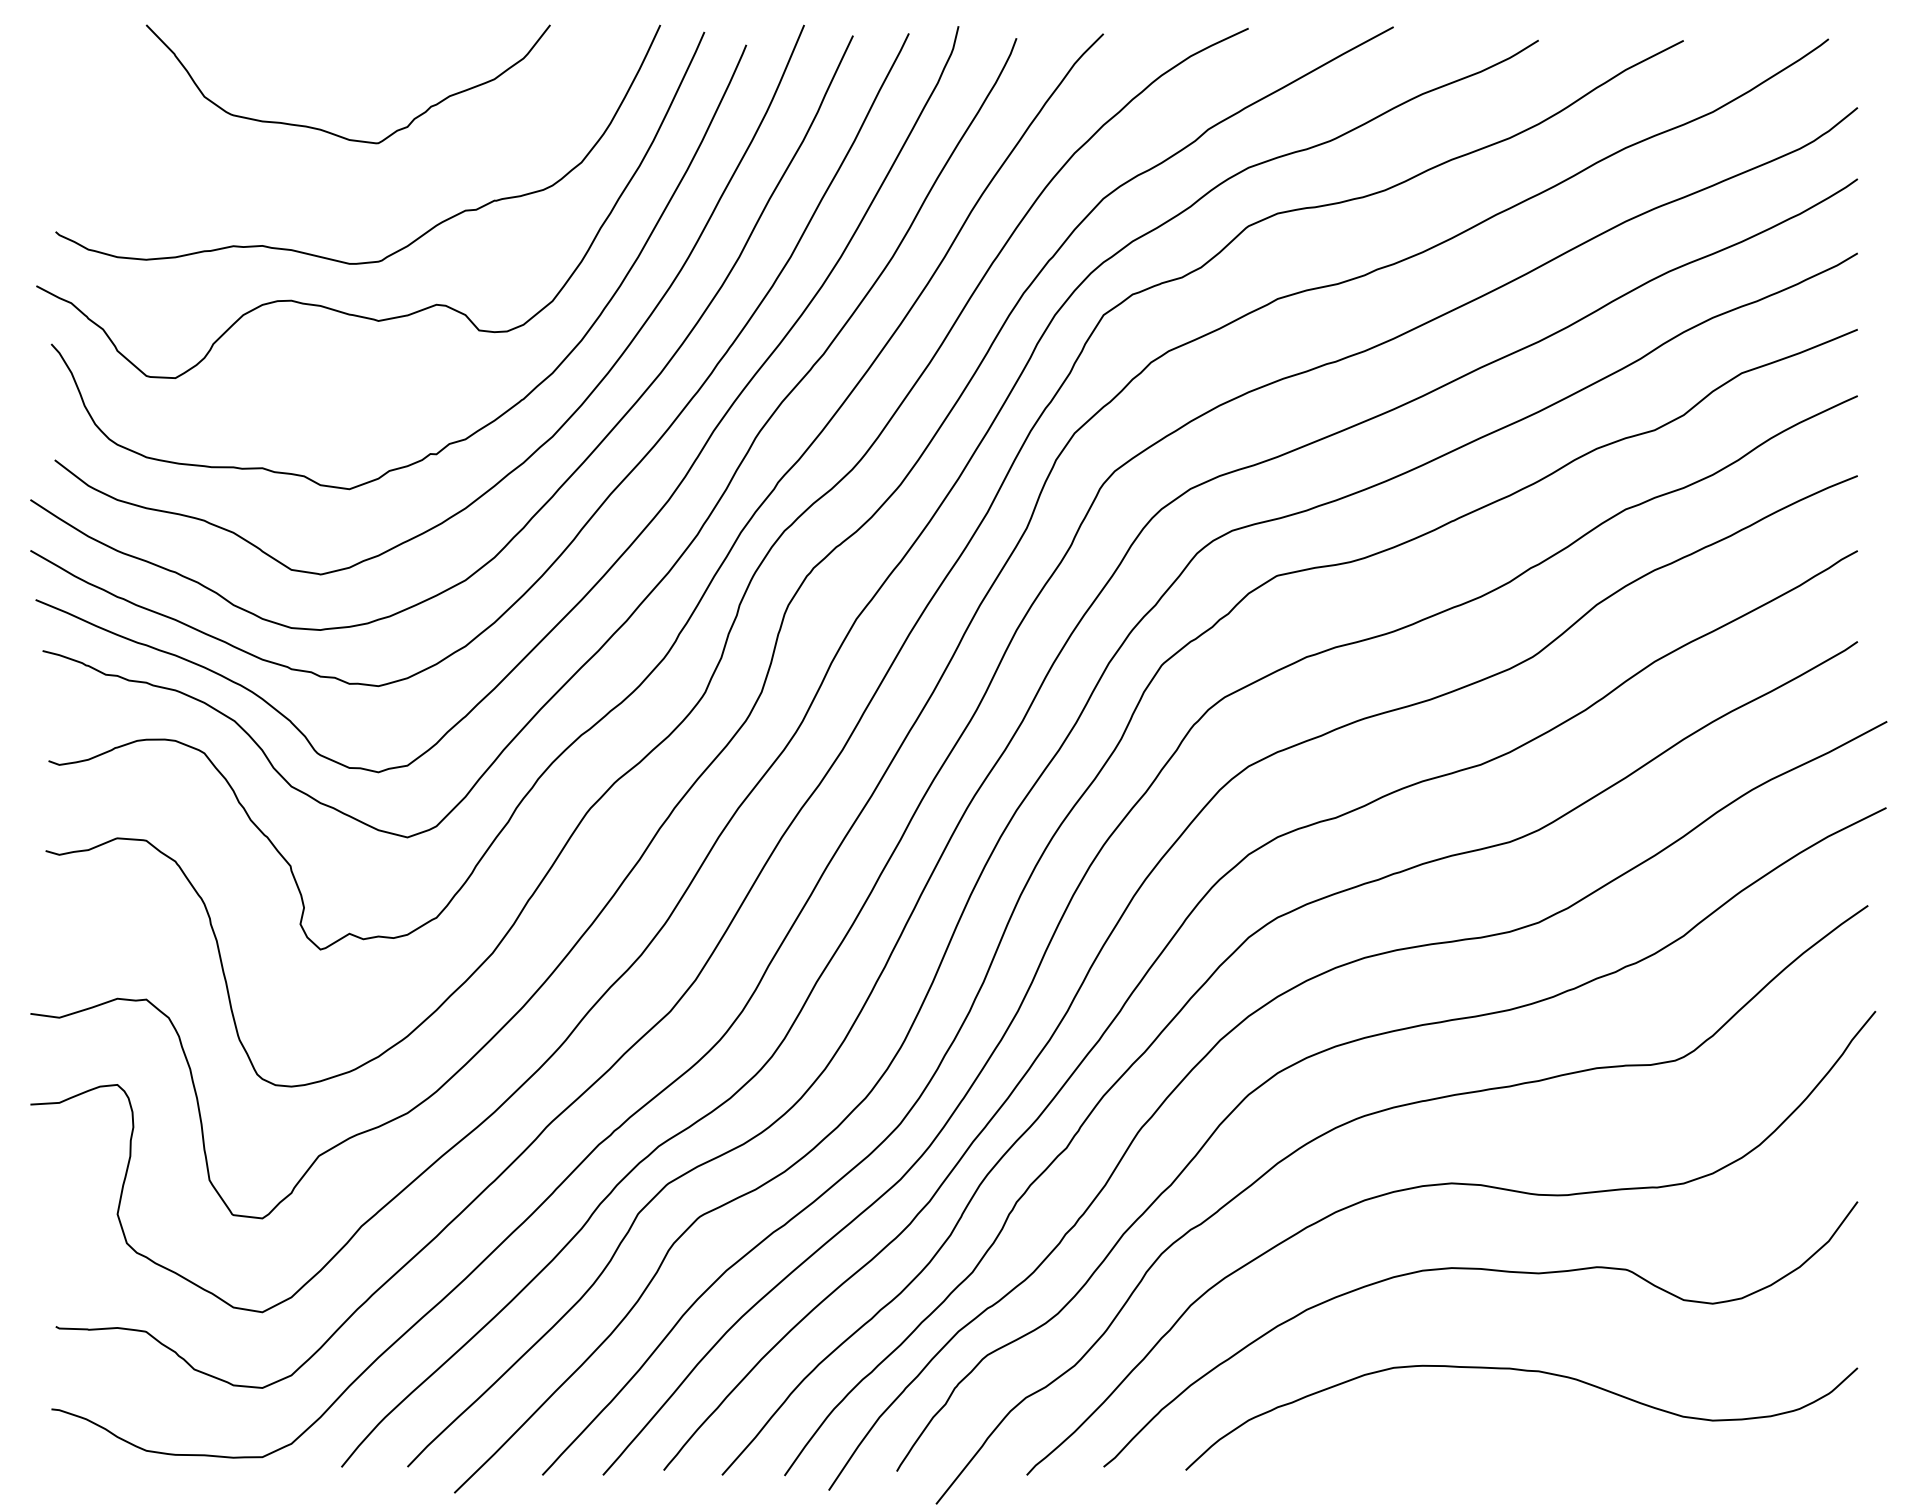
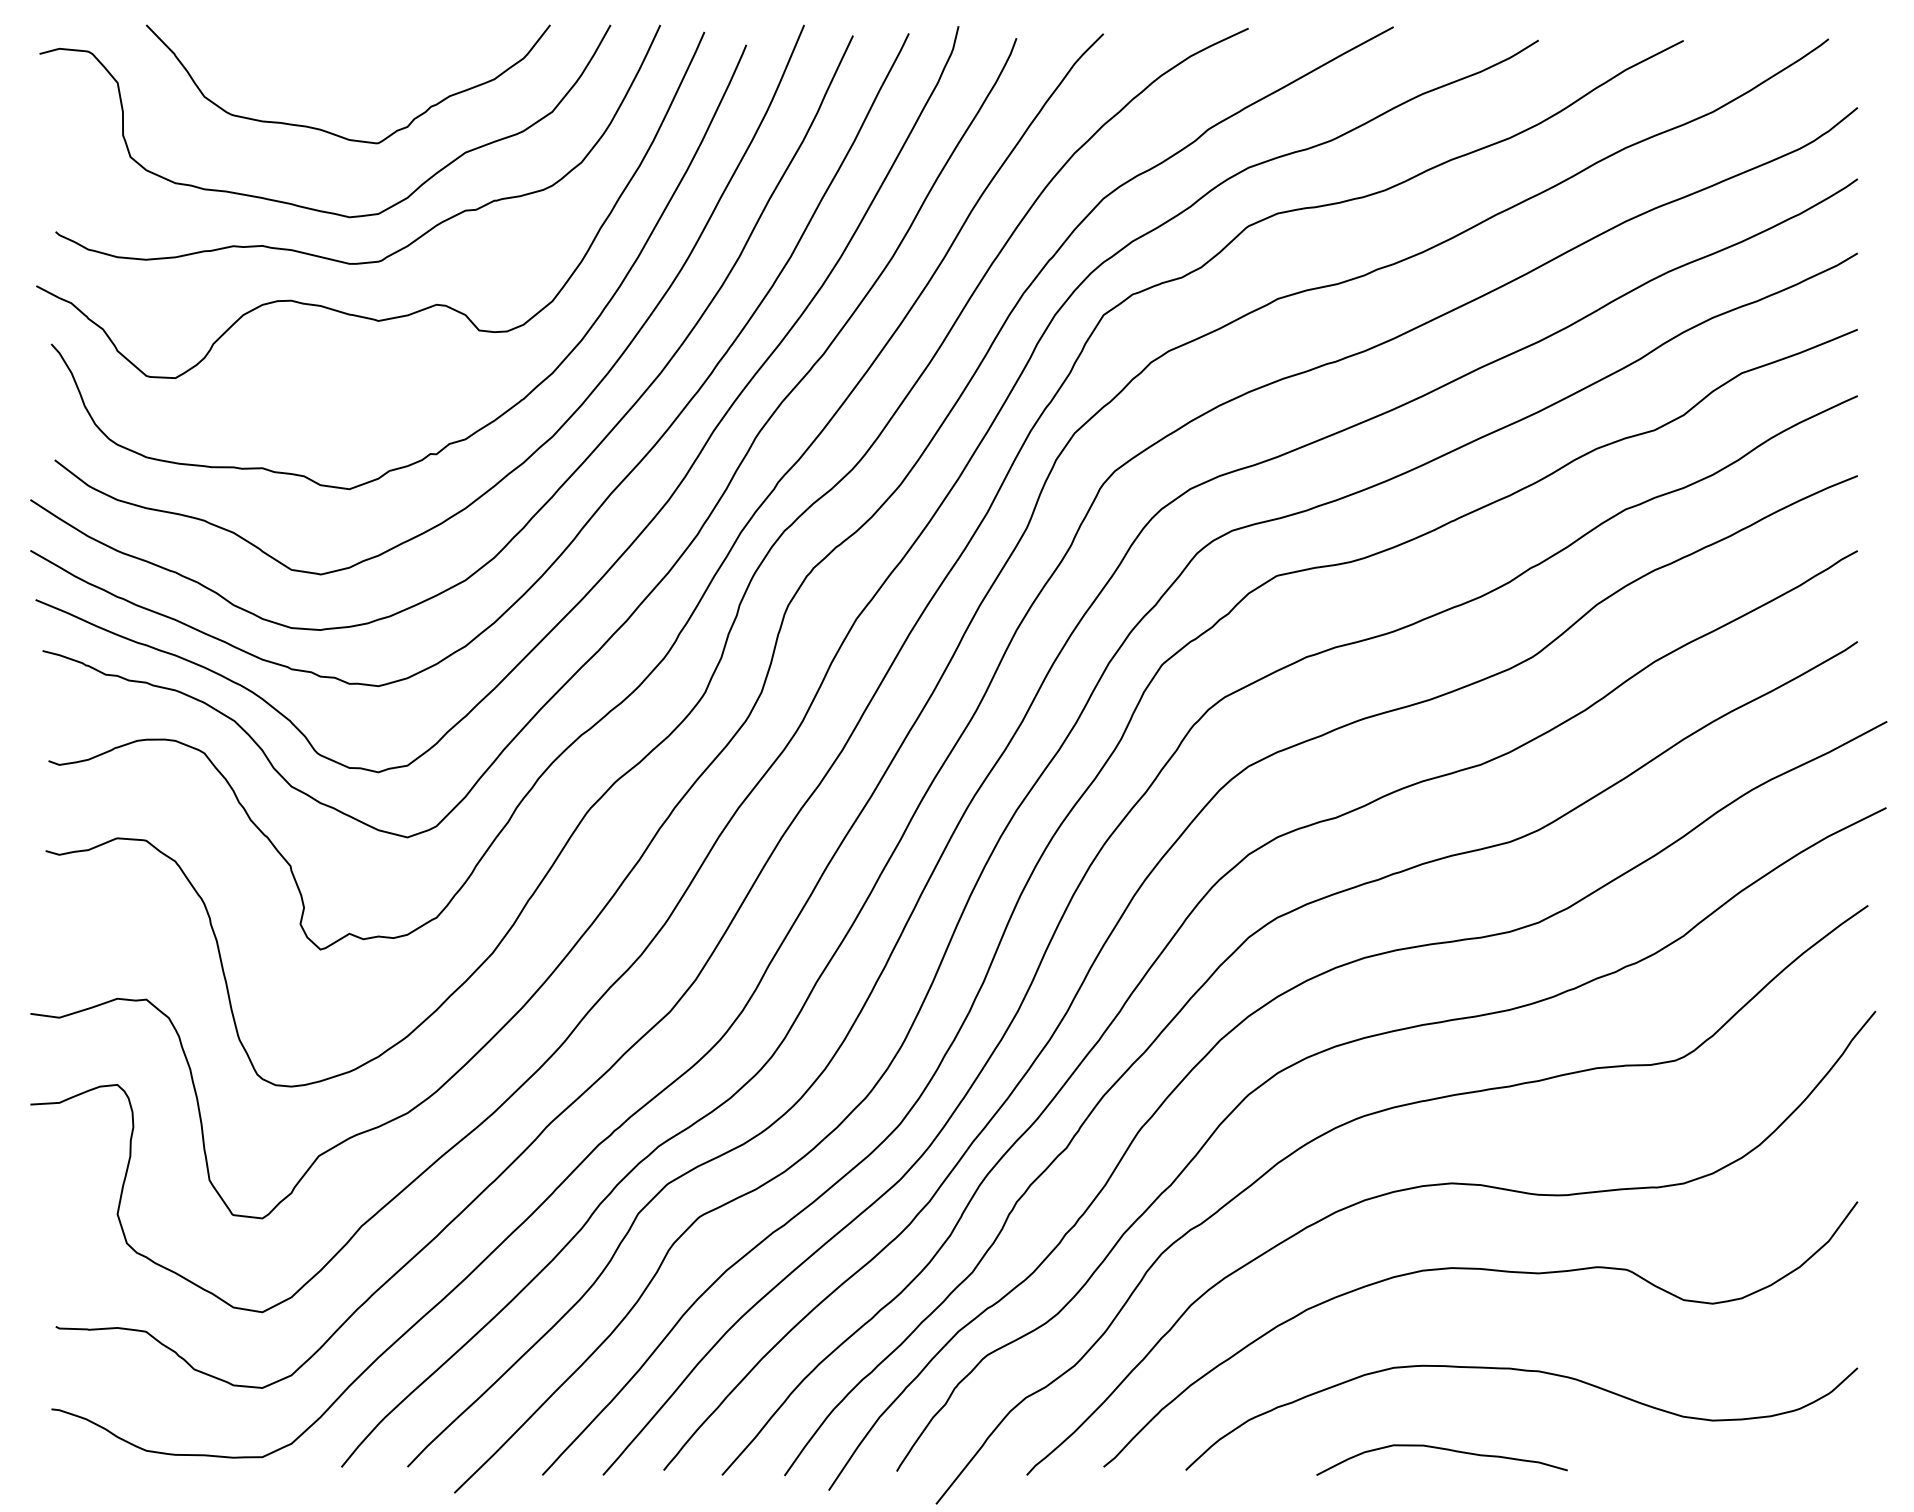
curve: none -> present (305, 206)
curve: none -> present (1445, 1450)
